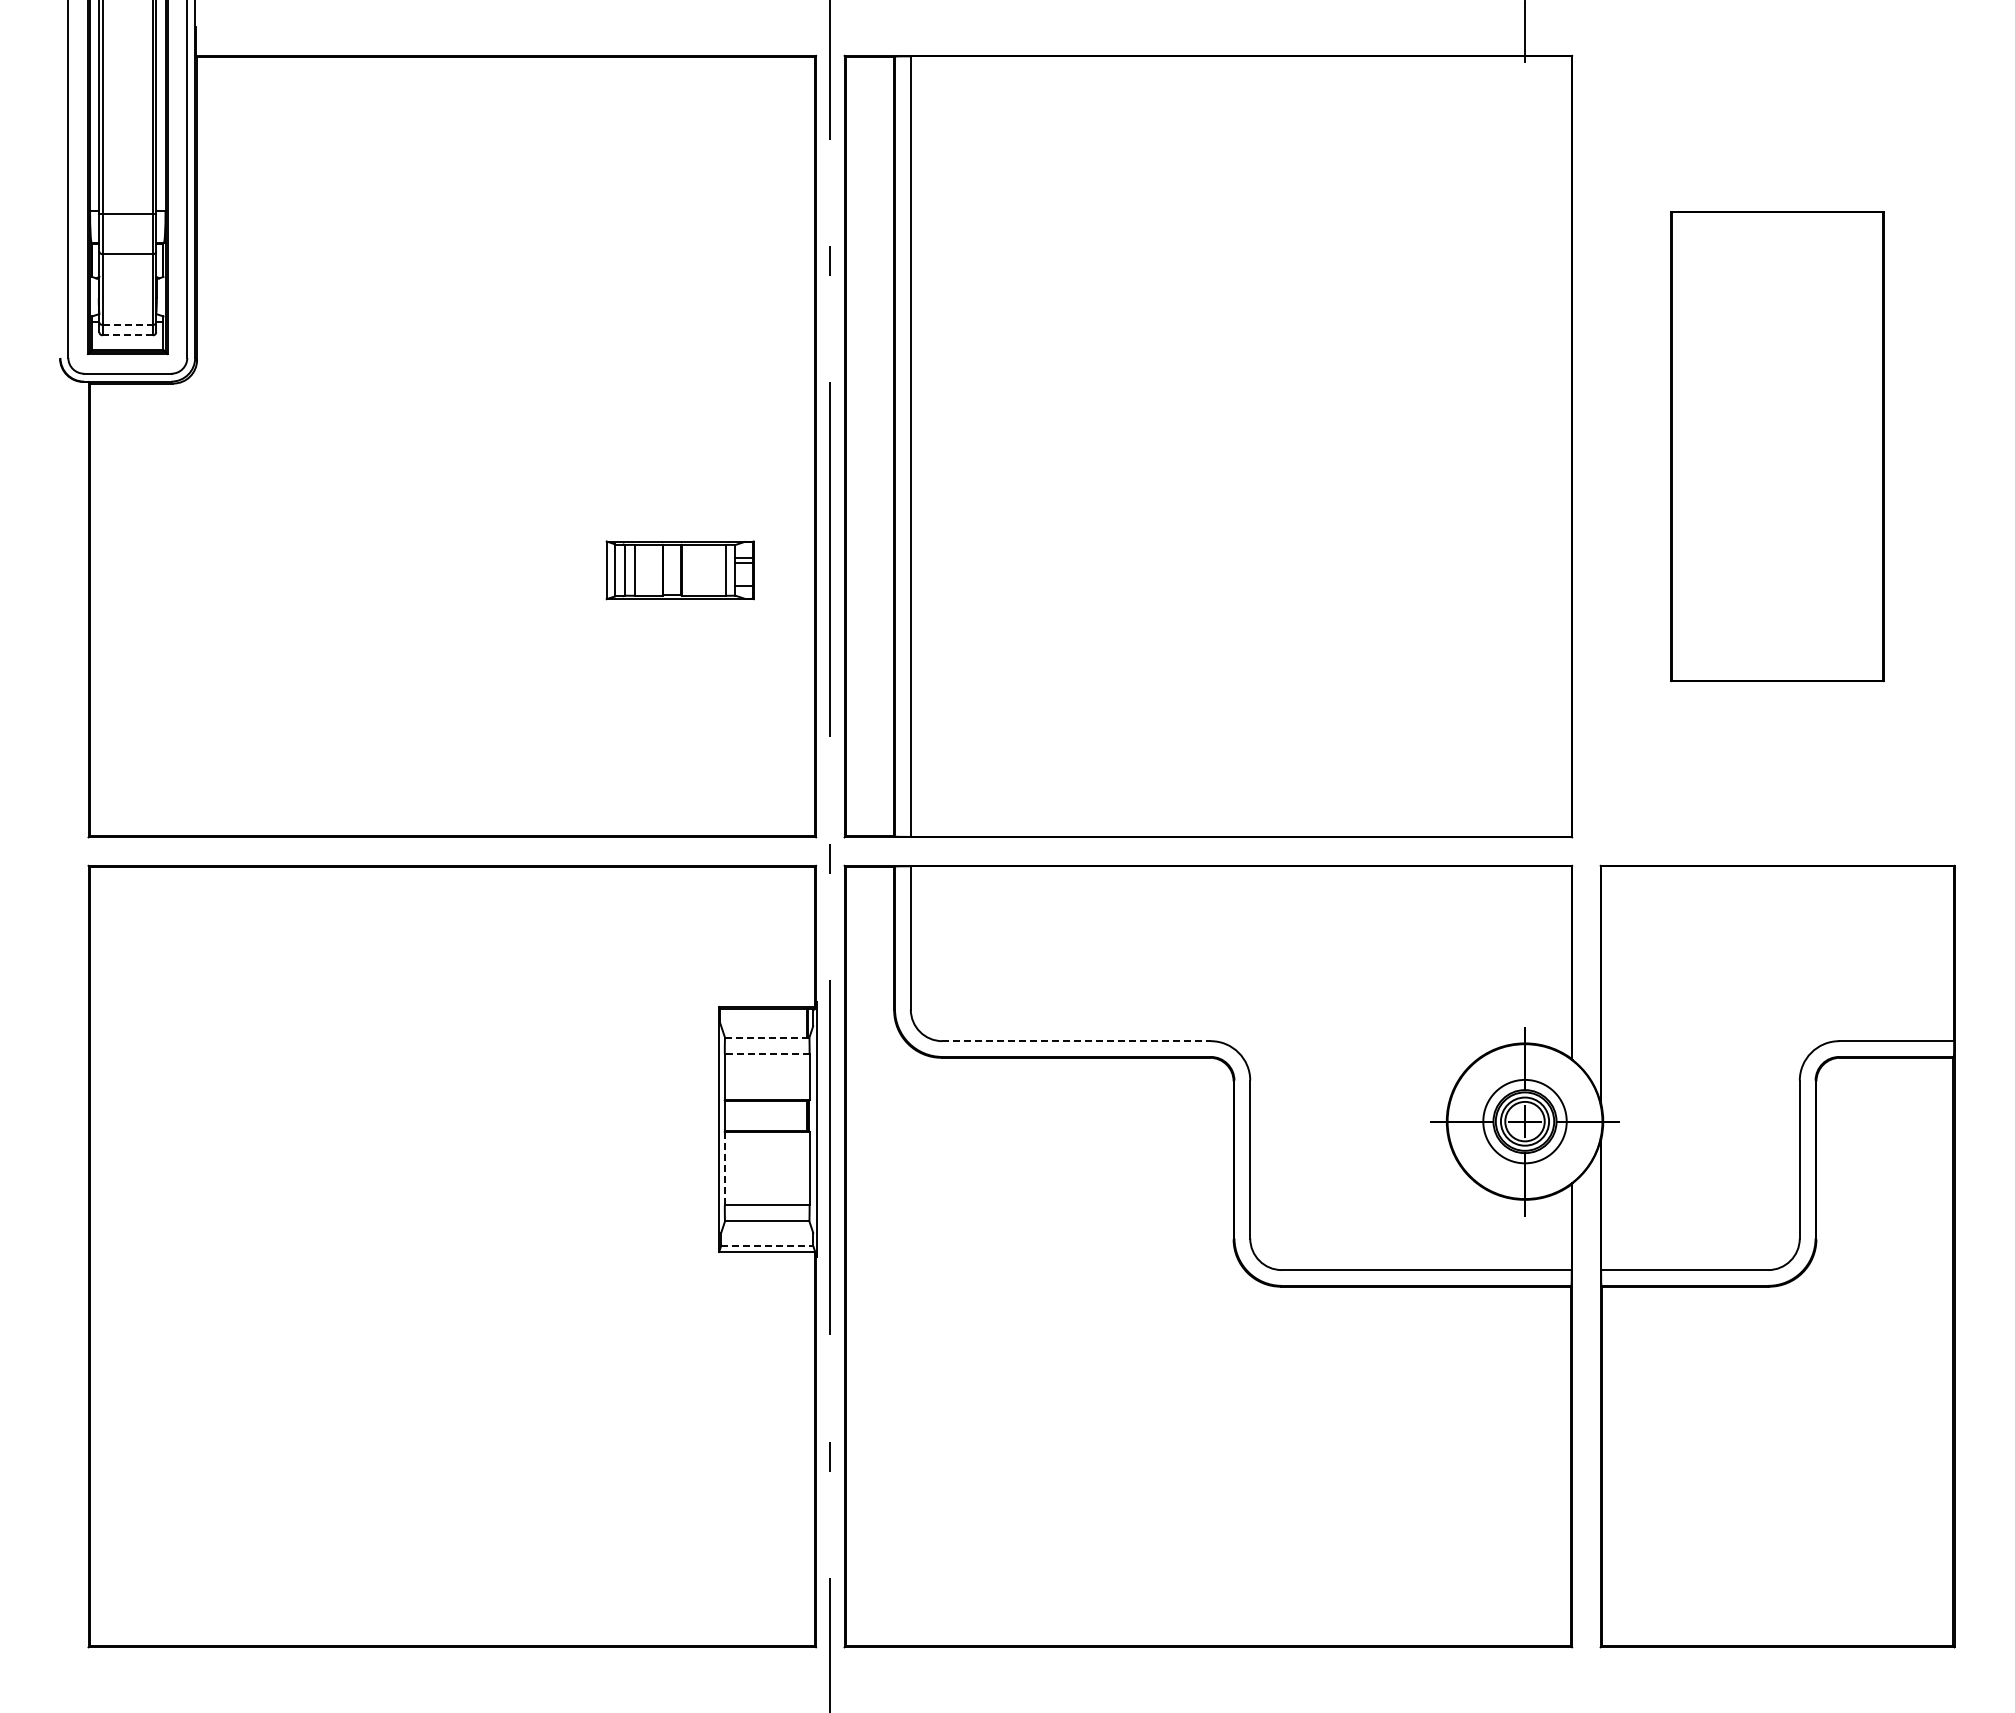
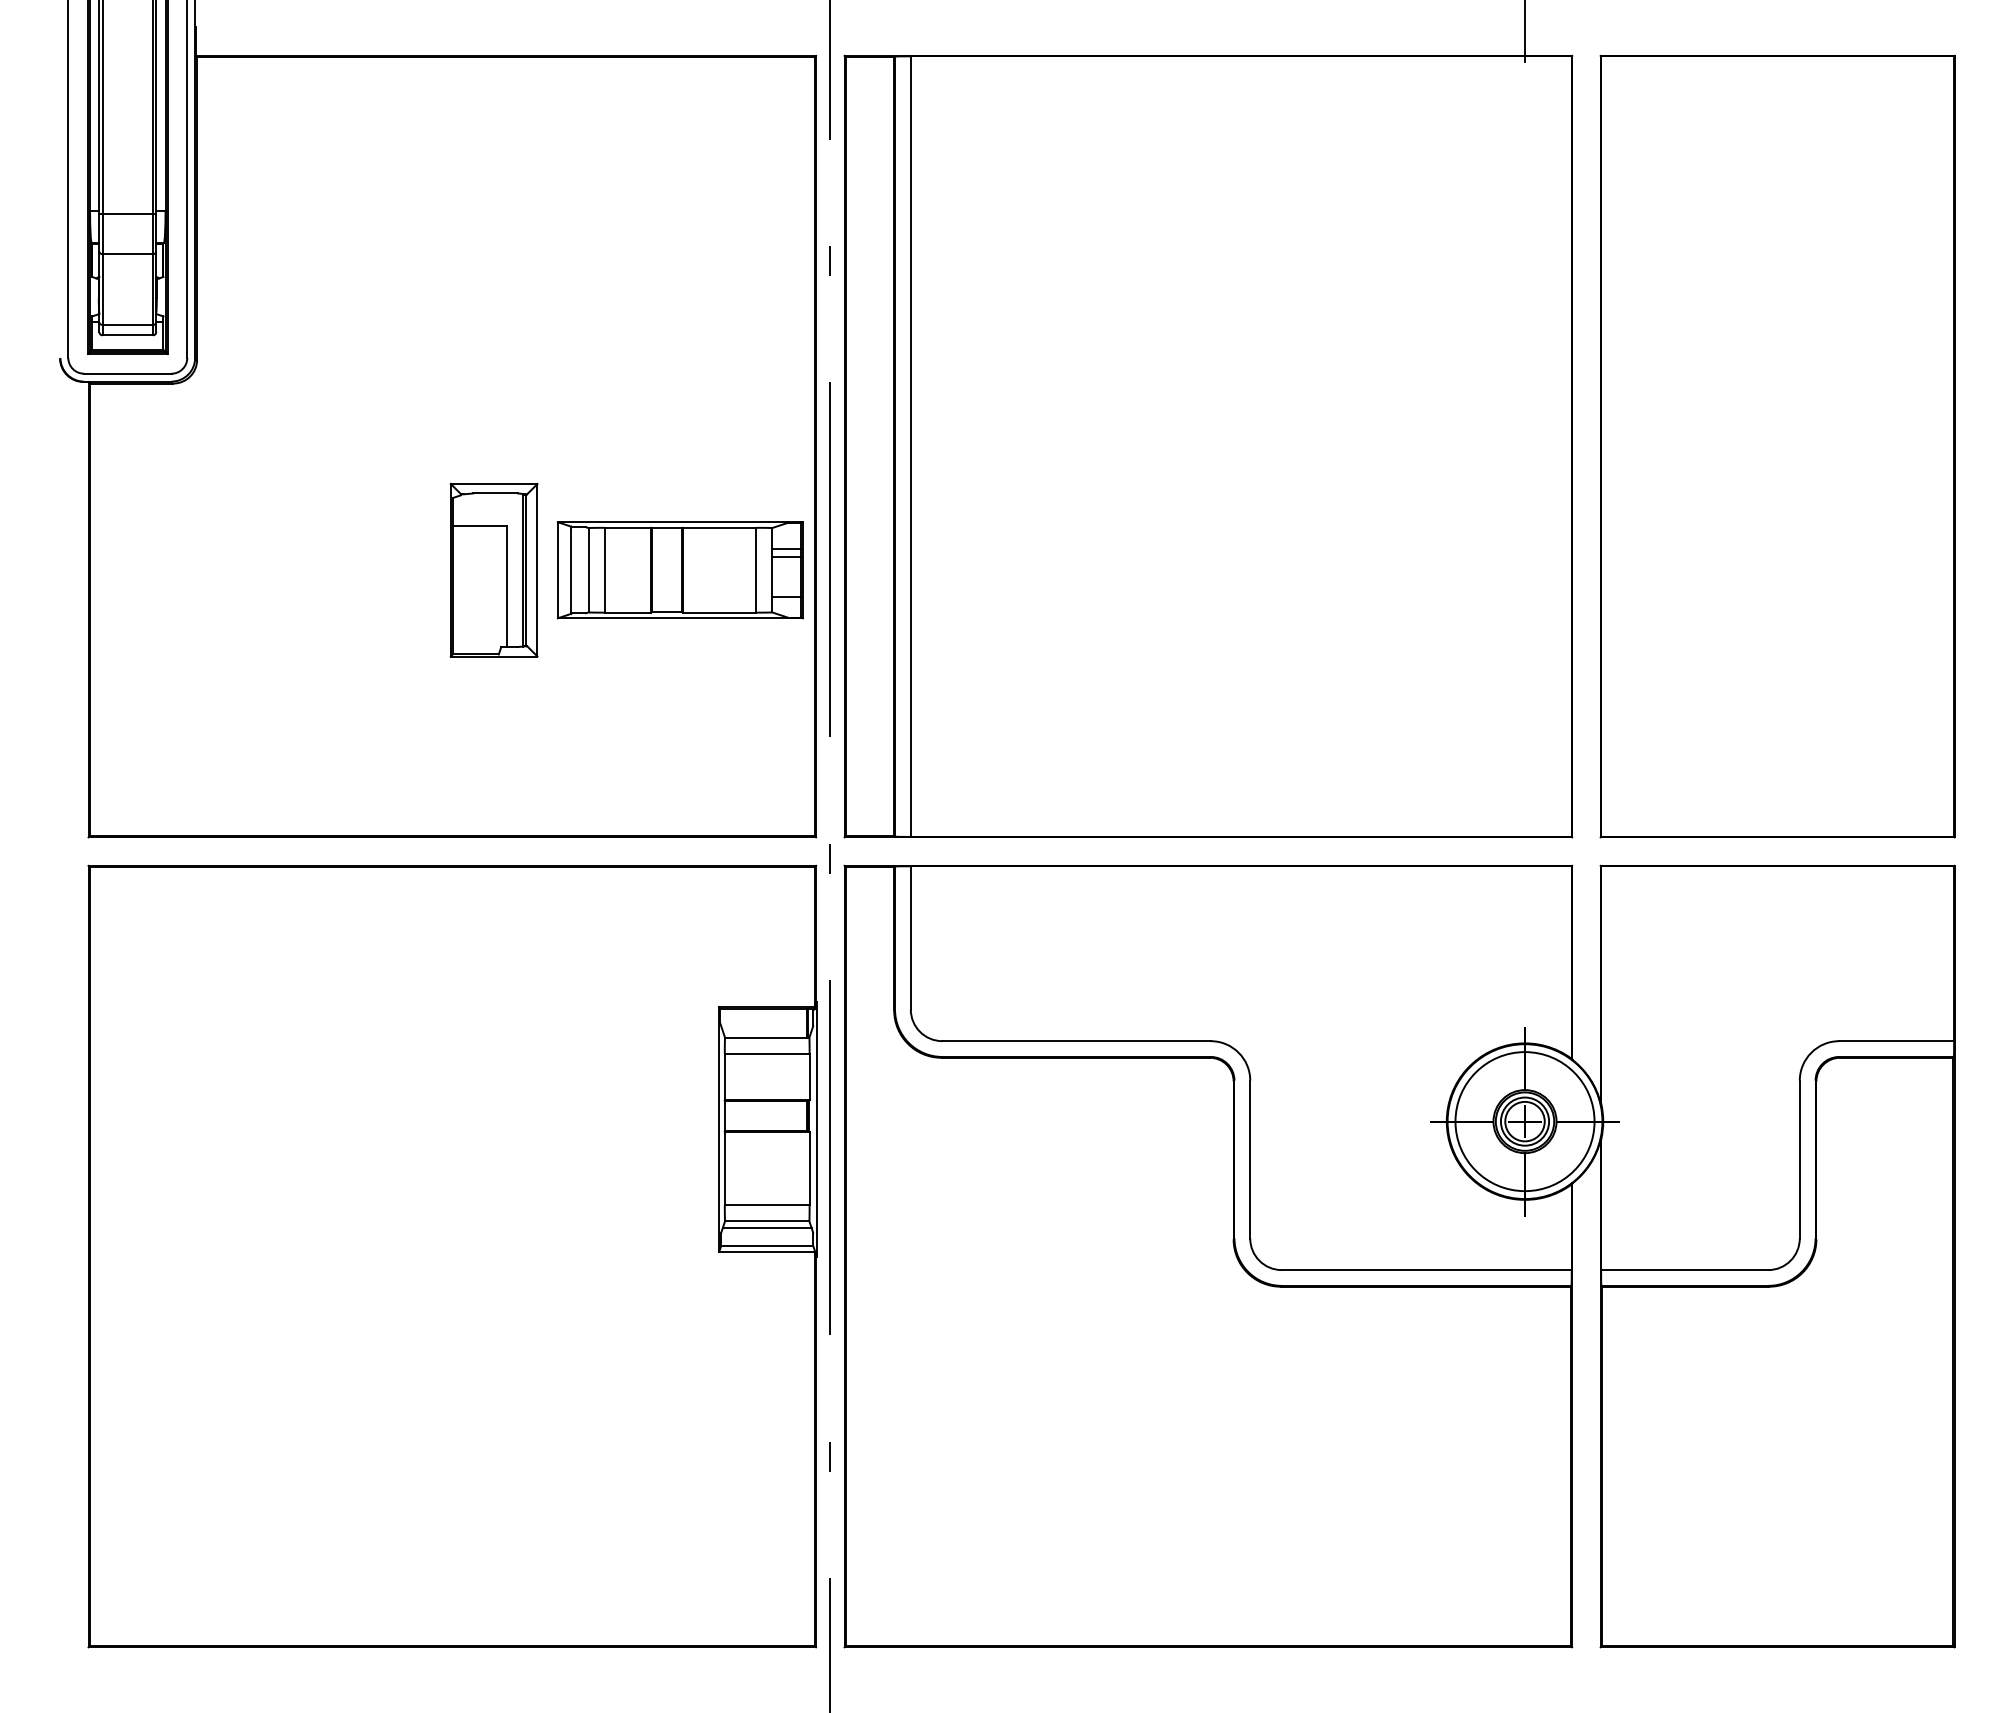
line: dashed -> solid (128, 324)
line: dashed -> solid (127, 335)
part size: 215x472 px -> 357x785 px (1777, 446)
part: none -> present (493, 569)
part size: 150x61 px -> 248x99 px (679, 570)
line: dashed -> solid (766, 1037)
line: dashed -> solid (1077, 1041)
line: dashed -> solid (766, 1053)
circle diameter: 83 px -> 139 px (1524, 1121)
line: dashed -> solid (724, 1168)
line: none -> present (766, 1228)
line: dashed -> solid (767, 1245)
